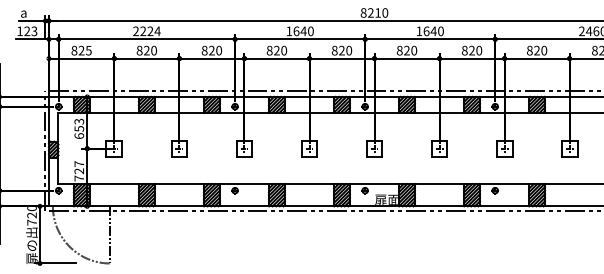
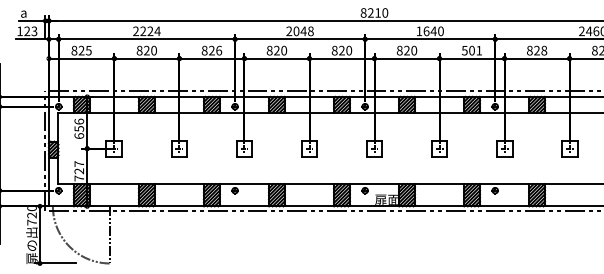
text: 1640 -> 2048 (299, 30)
text: 820 -> 826 (219, 50)
text: 820 -> 501 (471, 50)
text: 820 -> 828 (544, 50)
text: 653 -> 656 (79, 121)
